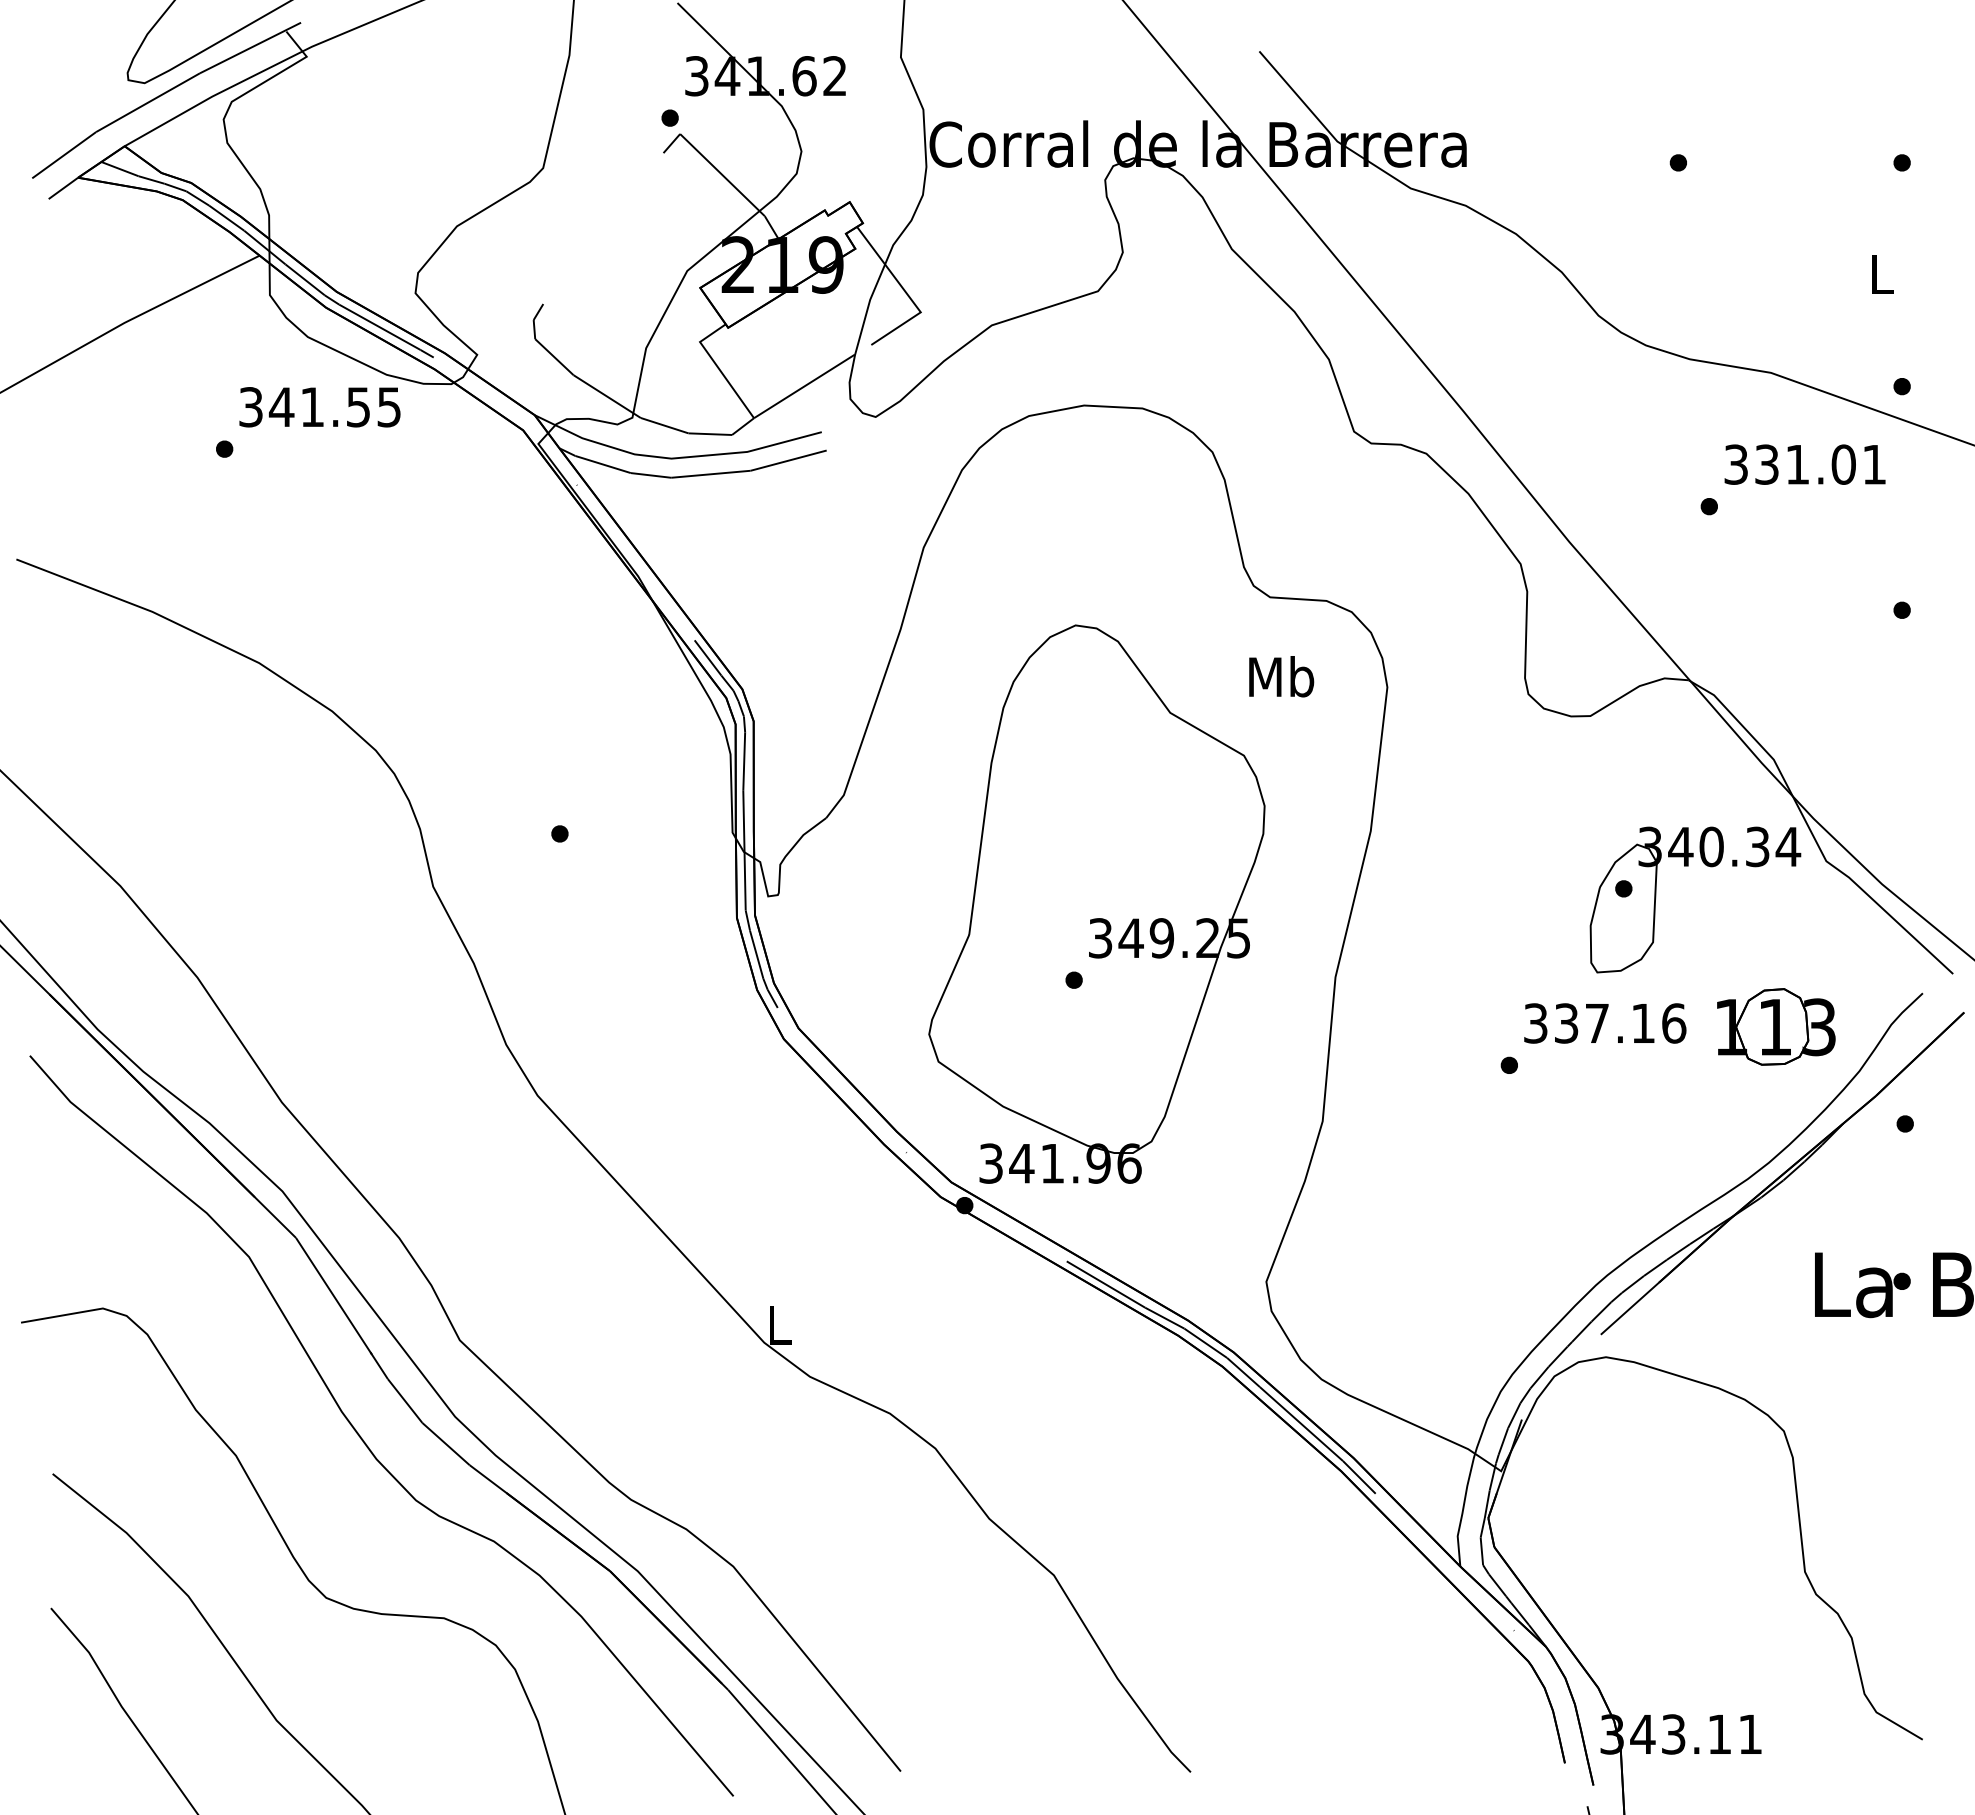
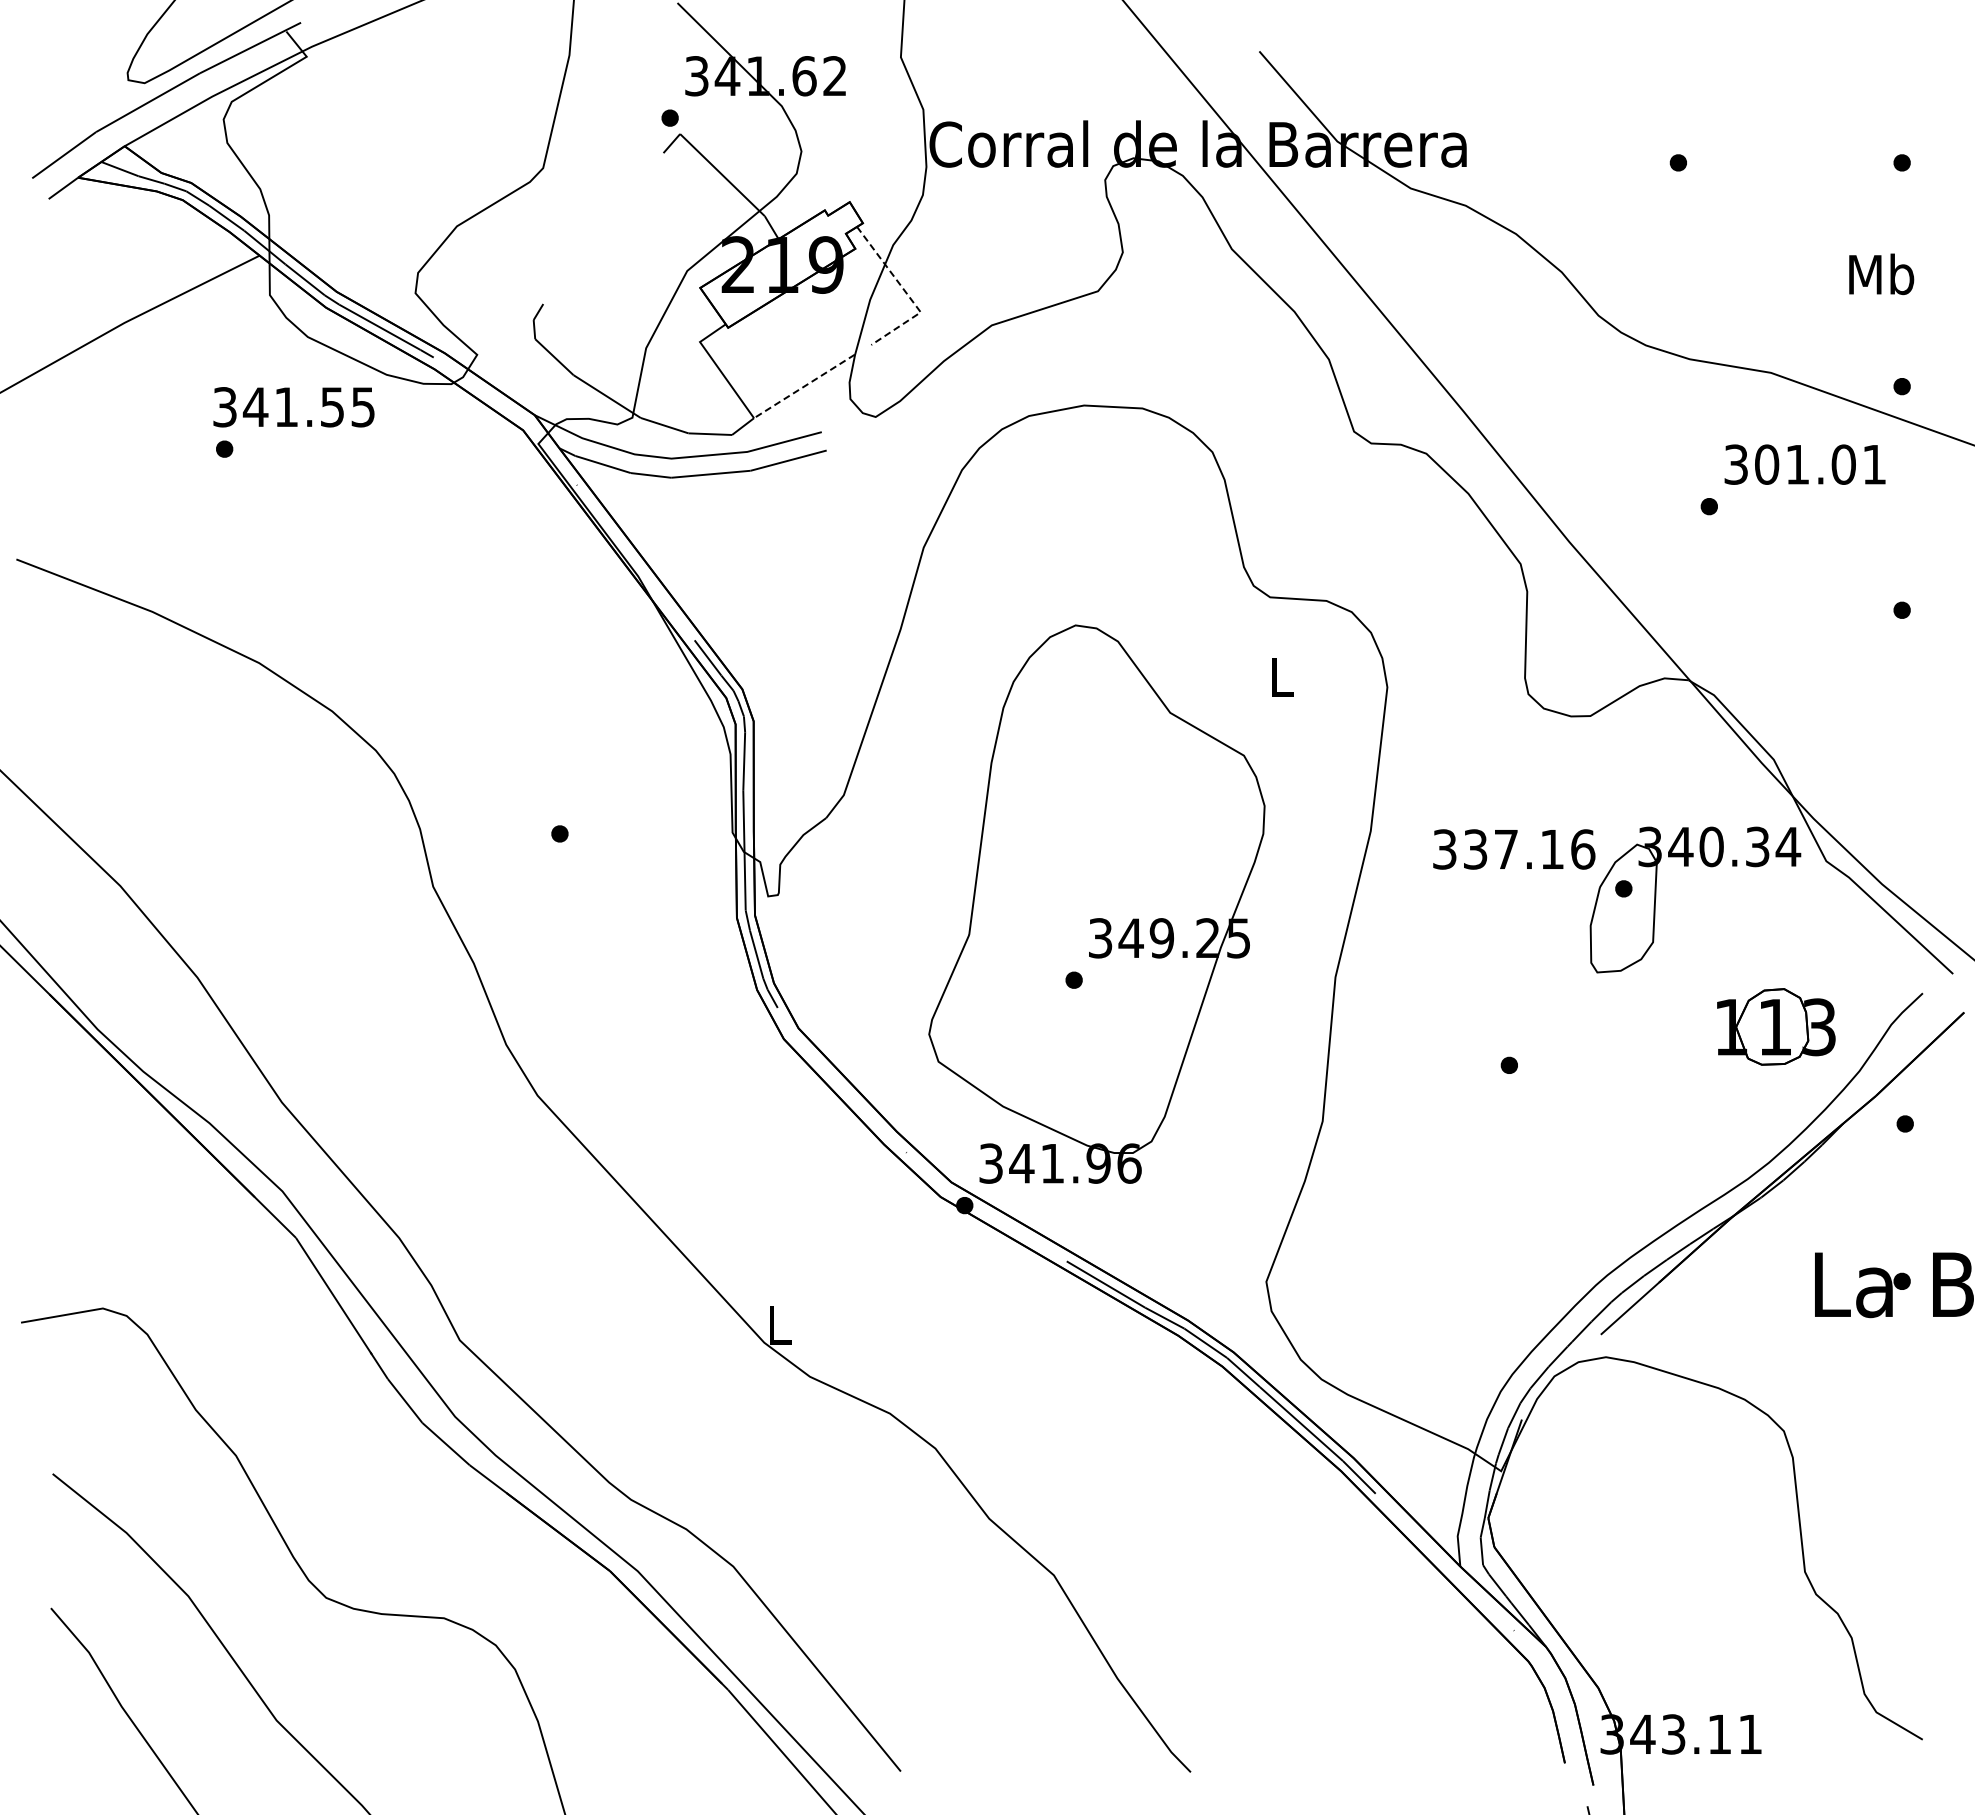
text: L -> Mb (1881, 274)
line: solid -> dashed (907, 293)
line: solid -> dashed (804, 386)
text position: (319, 407) -> (293, 407) (293, 407)
text: 331.01 -> 301.01 (1767, 464)
text: Mb -> L (1281, 676)
text position: (1605, 1023) -> (1514, 849) (1514, 849)
curve: present -> none (363, 1439)
